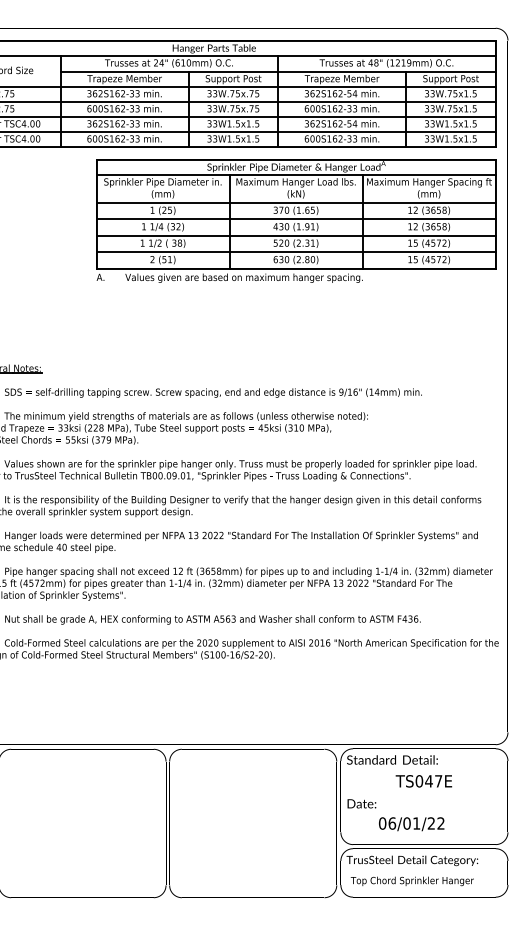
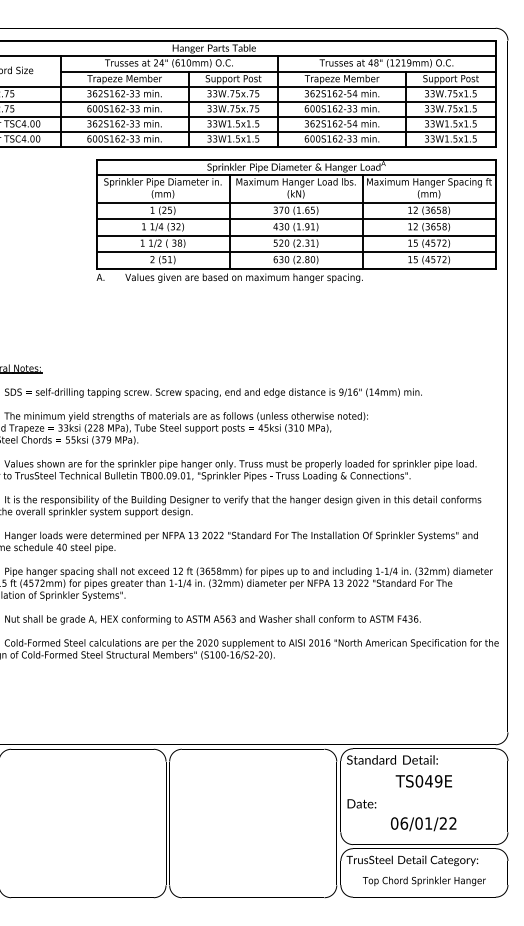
text: TS047E -> TS049E (438, 781)
text position: (411, 824) -> (423, 824) (423, 824)
text position: (411, 881) -> (423, 881) (423, 881)
